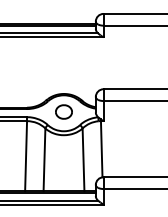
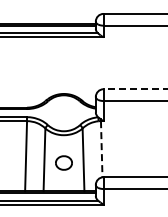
line: solid -> dashed (135, 89)
part position: (63, 111) -> (63, 162) (63, 162)
line: solid -> dashed (101, 149)
